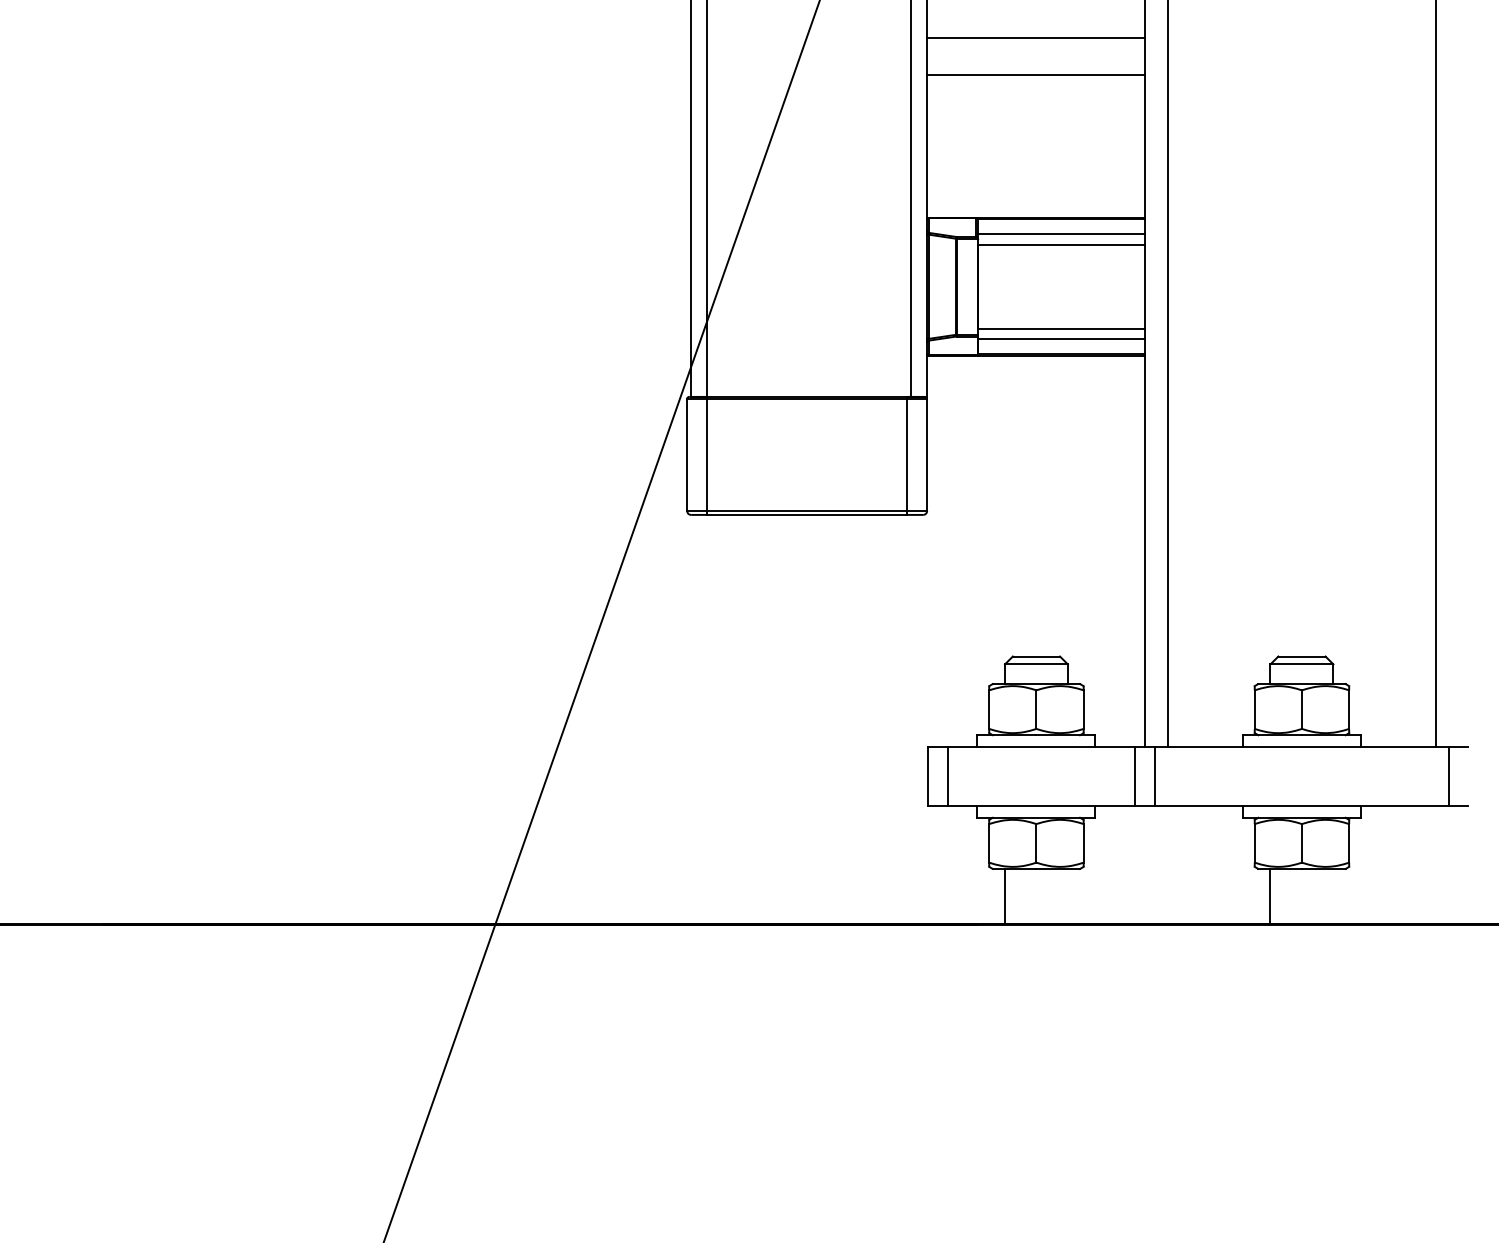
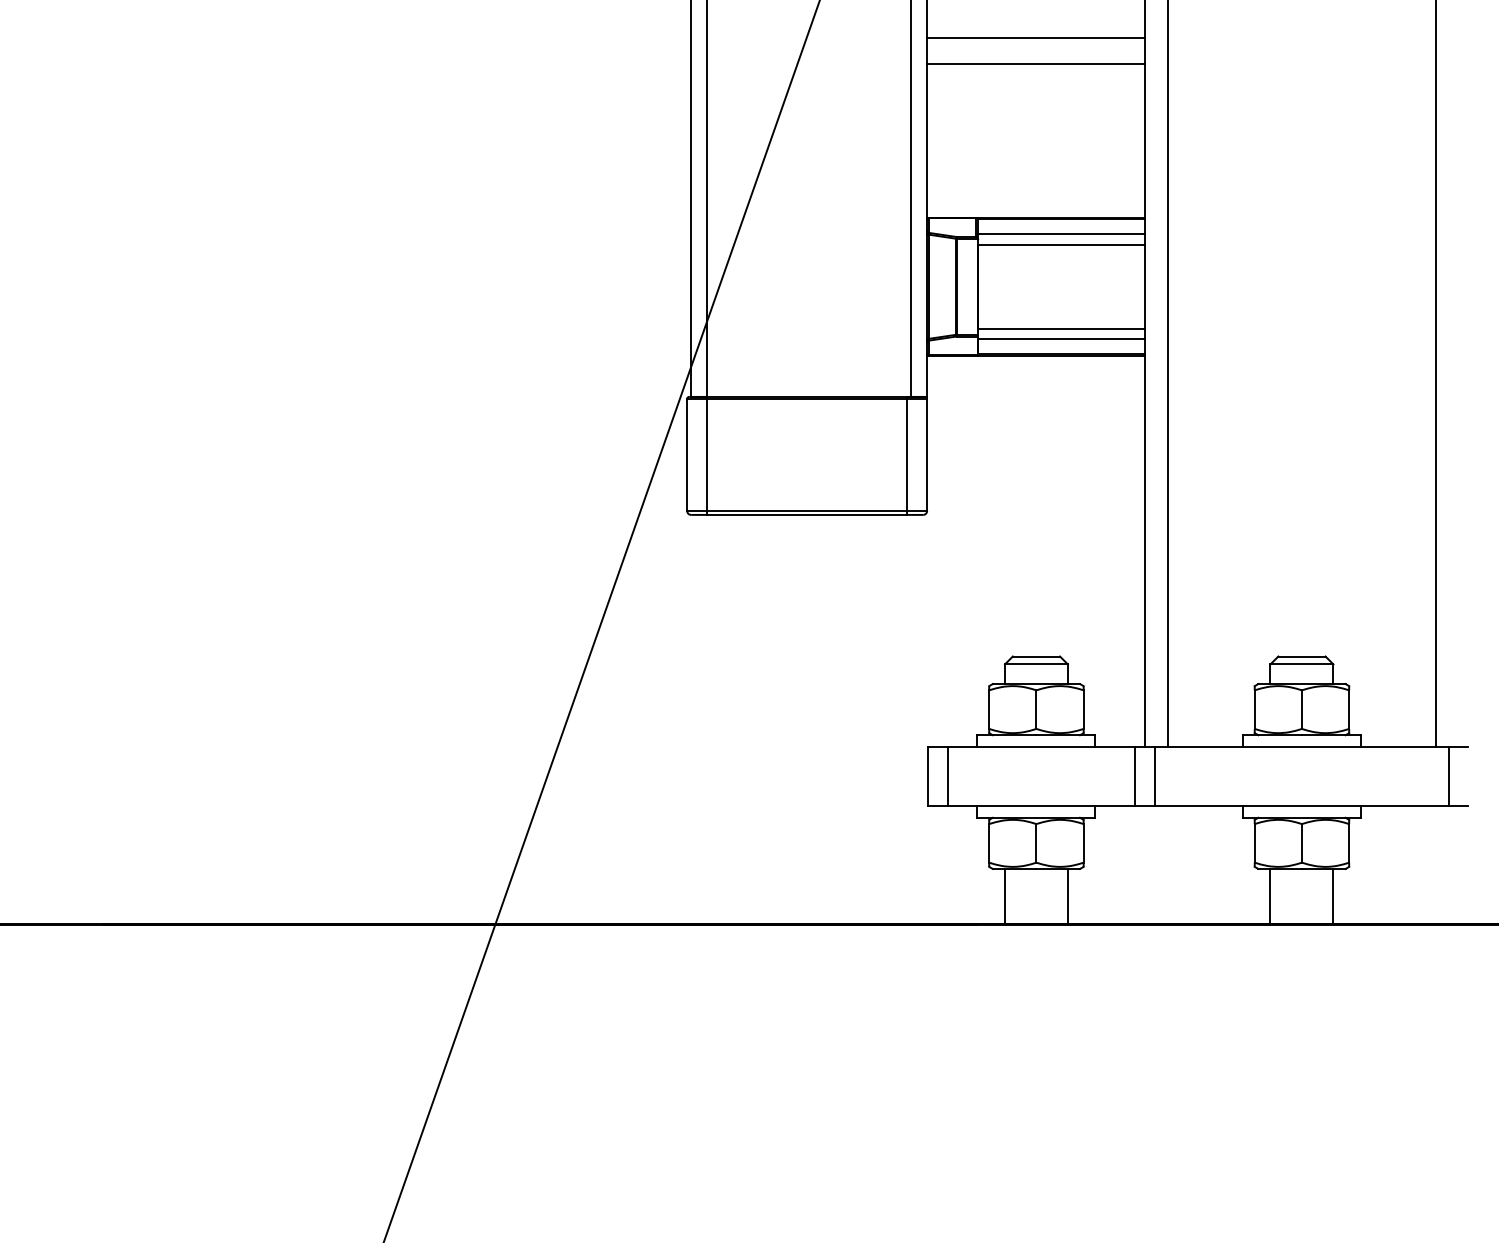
line position: (1035, 74) -> (1035, 63) (1035, 63)
line: none -> present (1067, 896)
line: none -> present (1333, 896)
